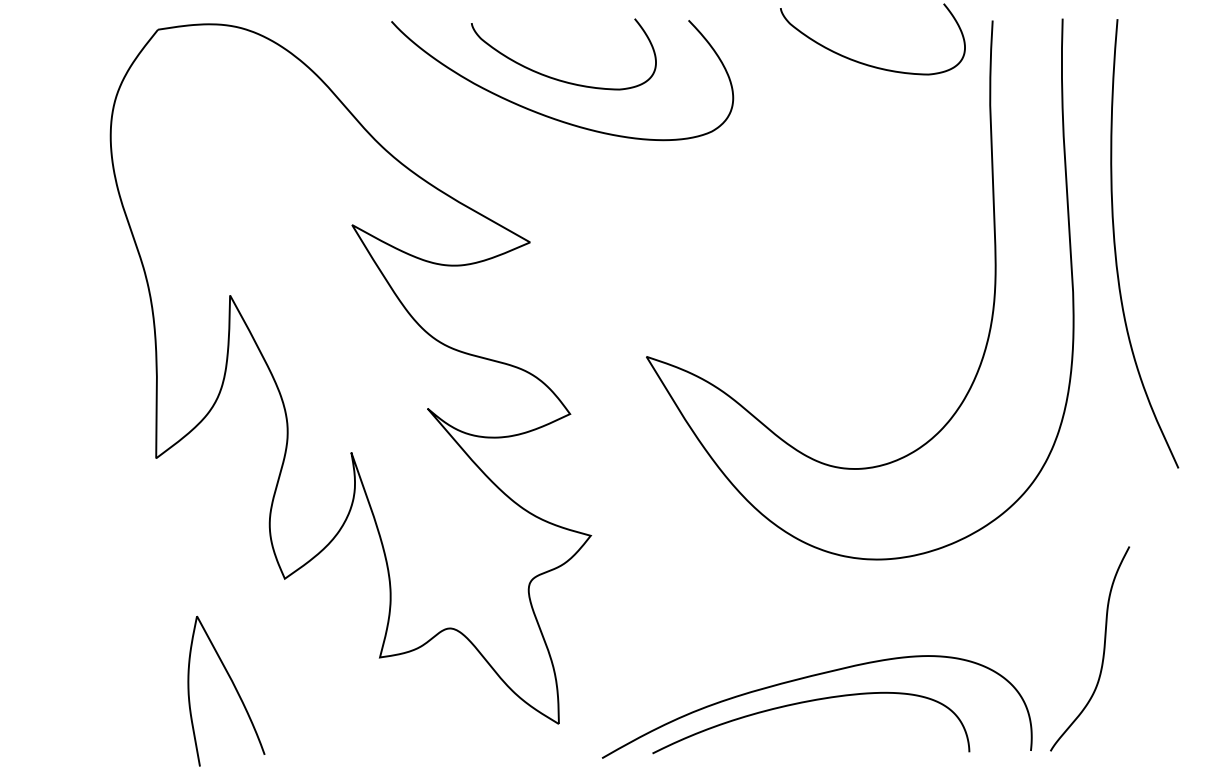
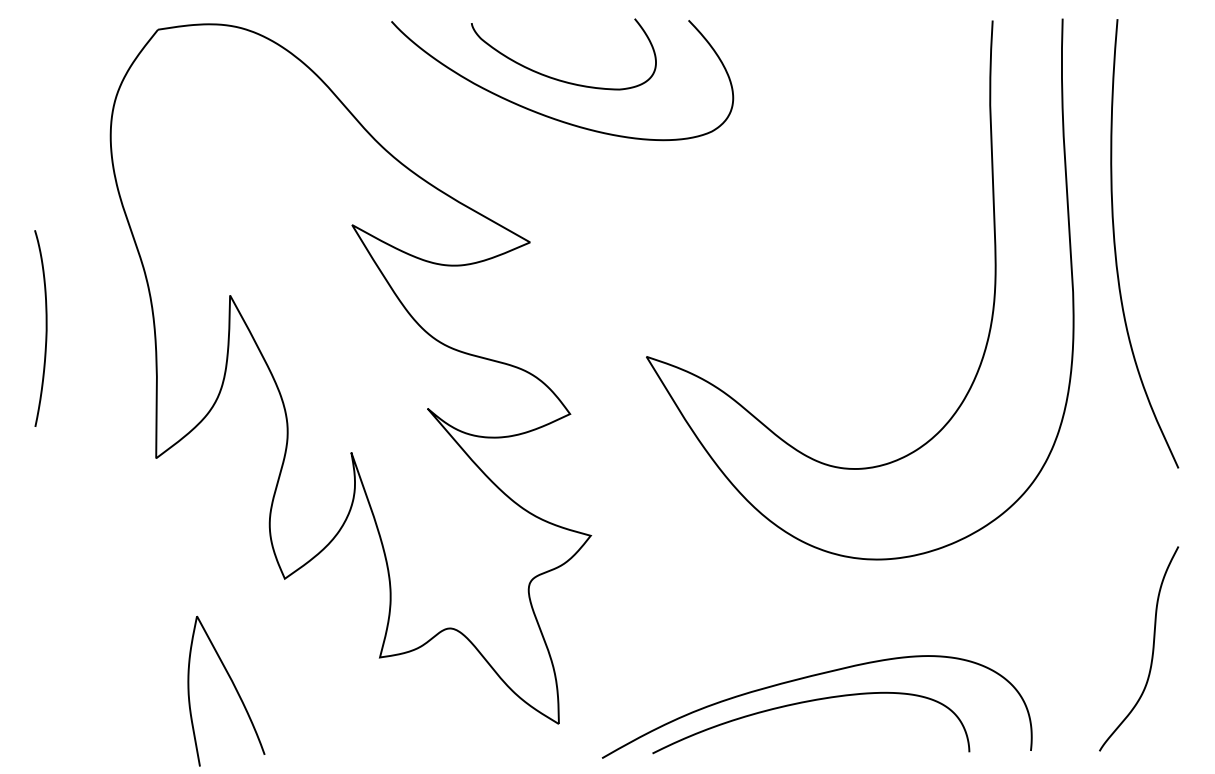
curve: present -> none (863, 62)
curve: none -> present (45, 328)
curve position: (1103, 648) -> (1152, 648) (1152, 648)
